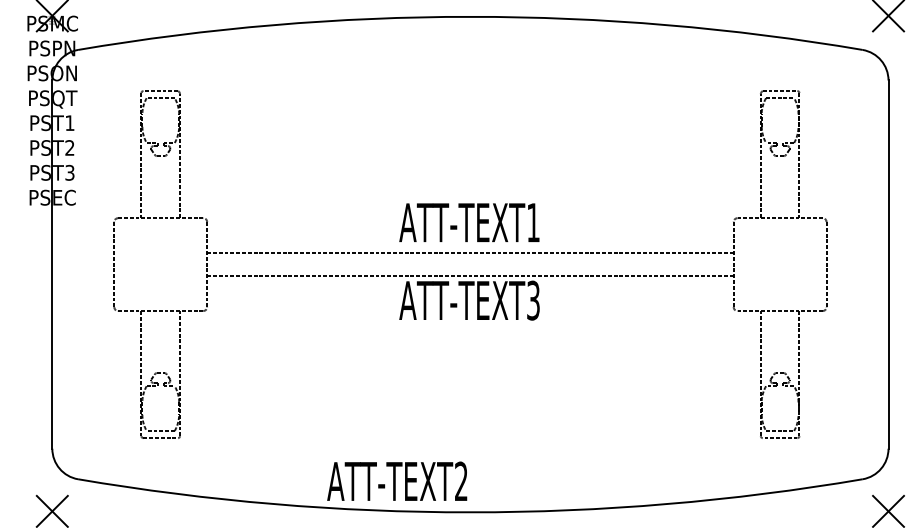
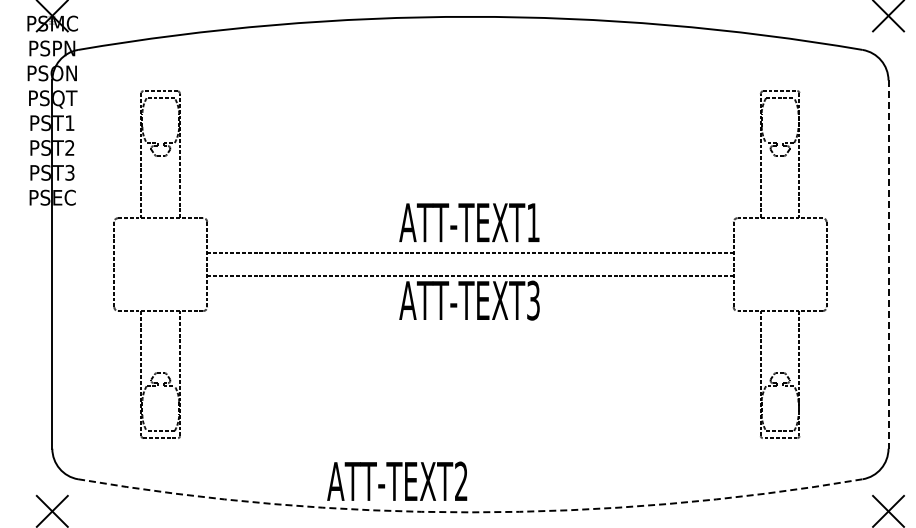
line: solid -> dashed (888, 265)
arc: solid -> dashed (470, 512)
